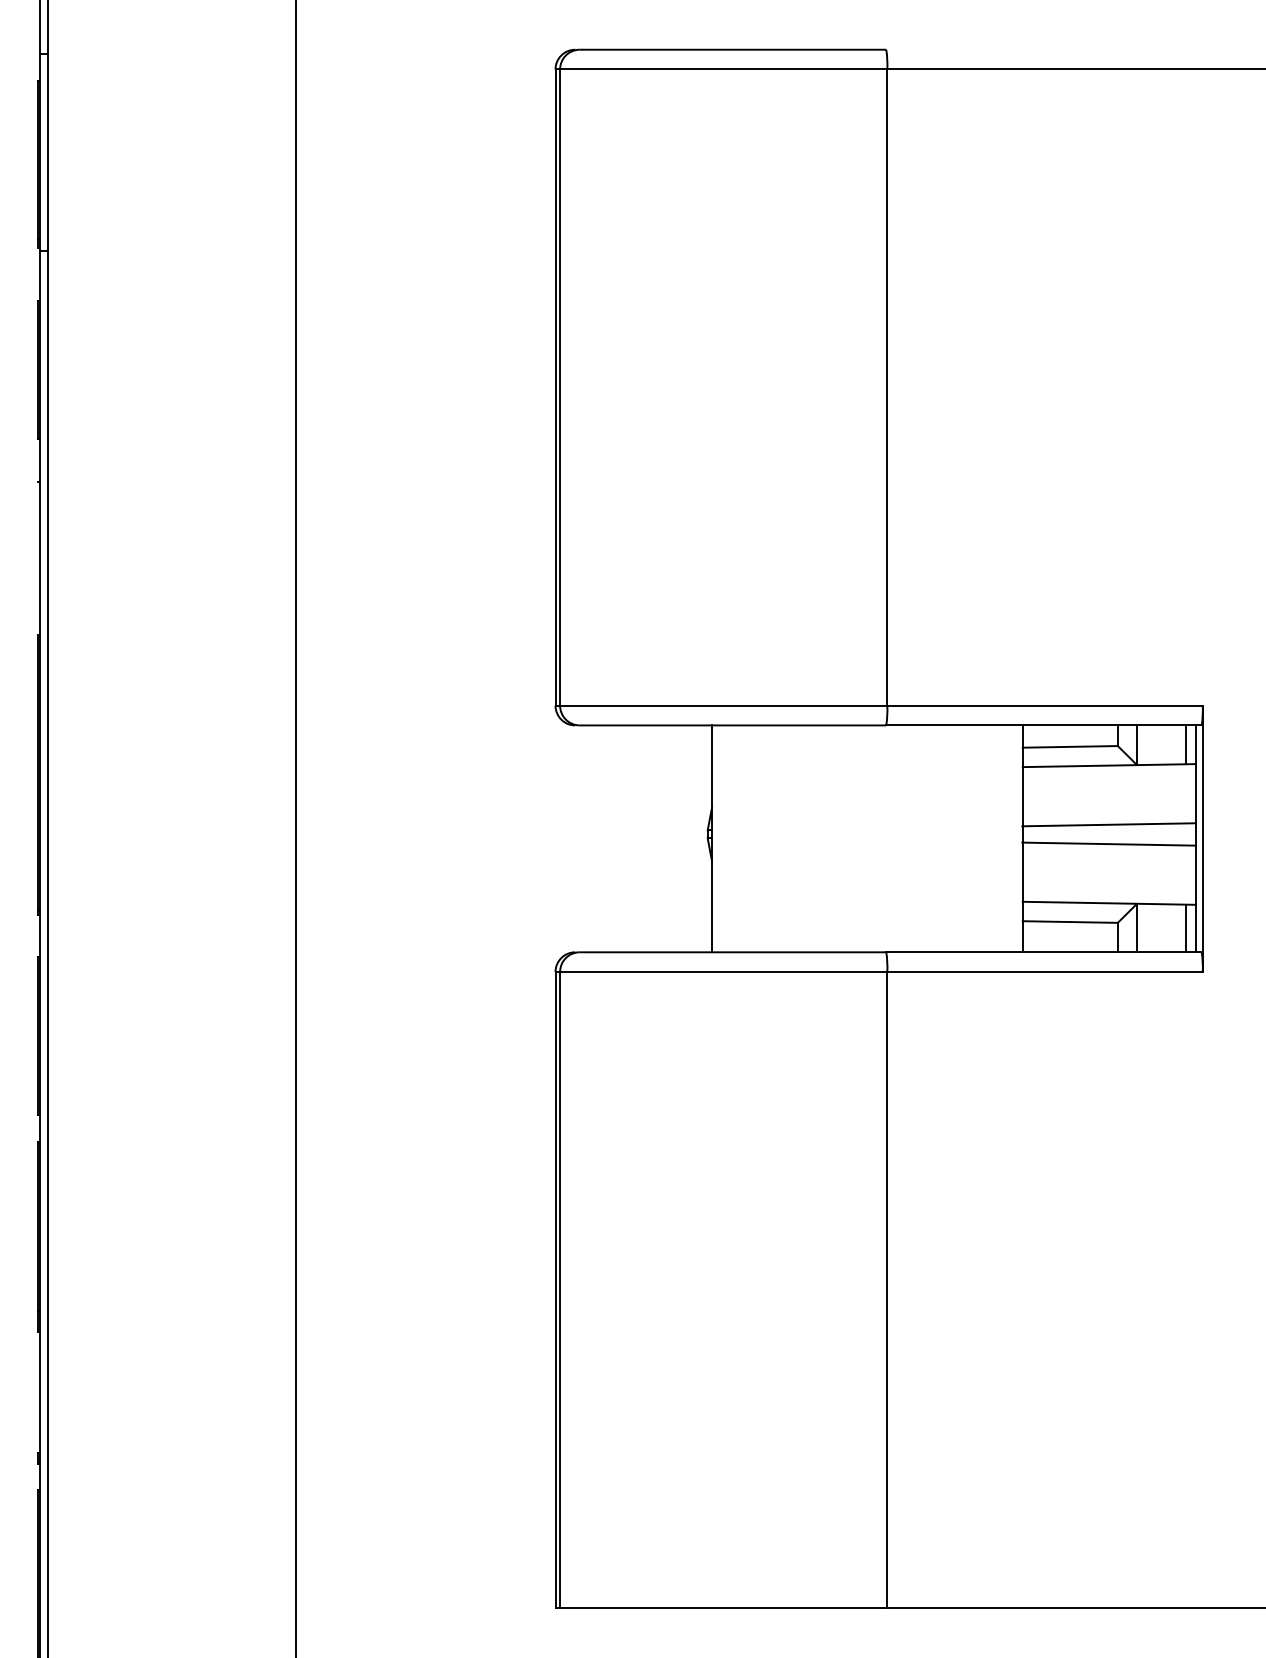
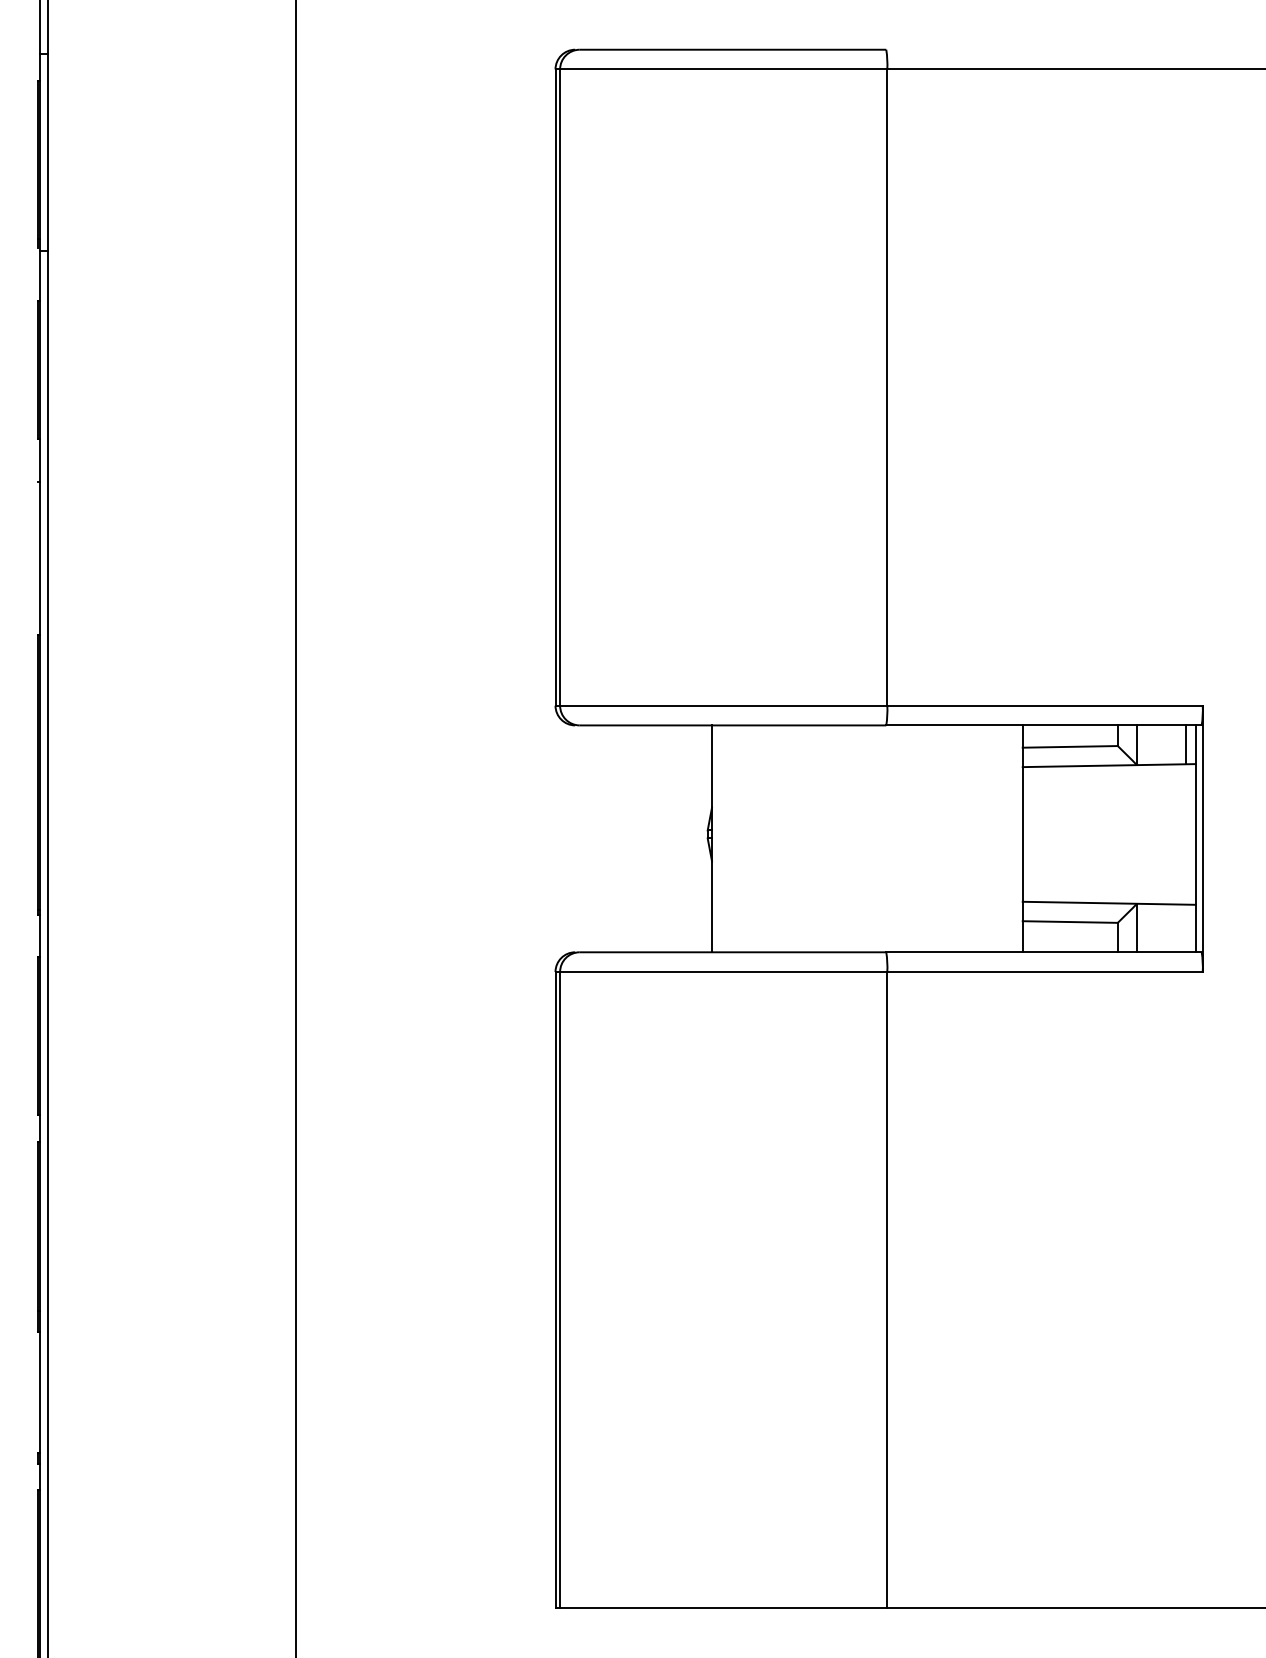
line: present -> none (1108, 824)
line: present -> none (1108, 843)
line: present -> none (1186, 928)
